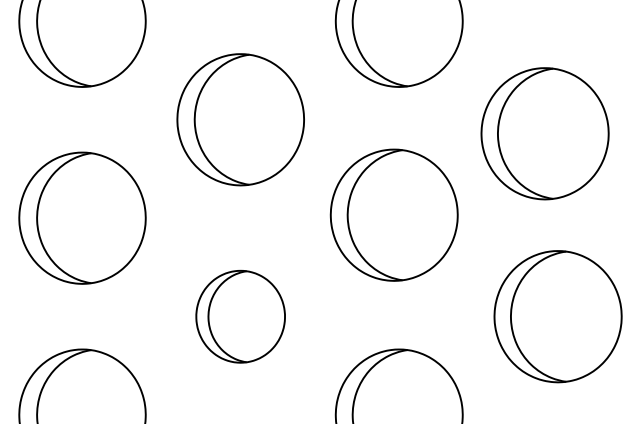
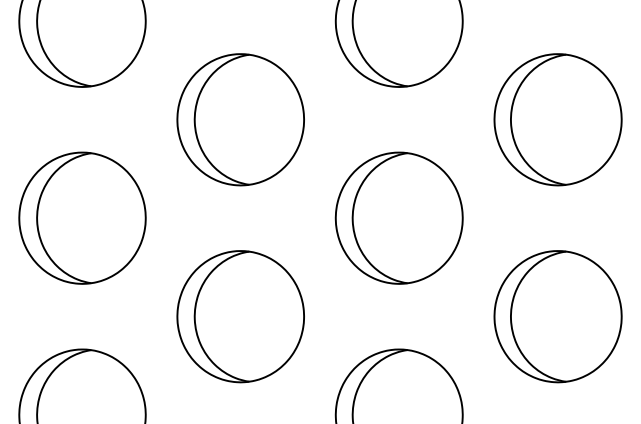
part position: (544, 133) -> (557, 119) (557, 119)
part position: (393, 214) -> (398, 217) (398, 217)
part size: 91x94 px -> 129x134 px (240, 316)
